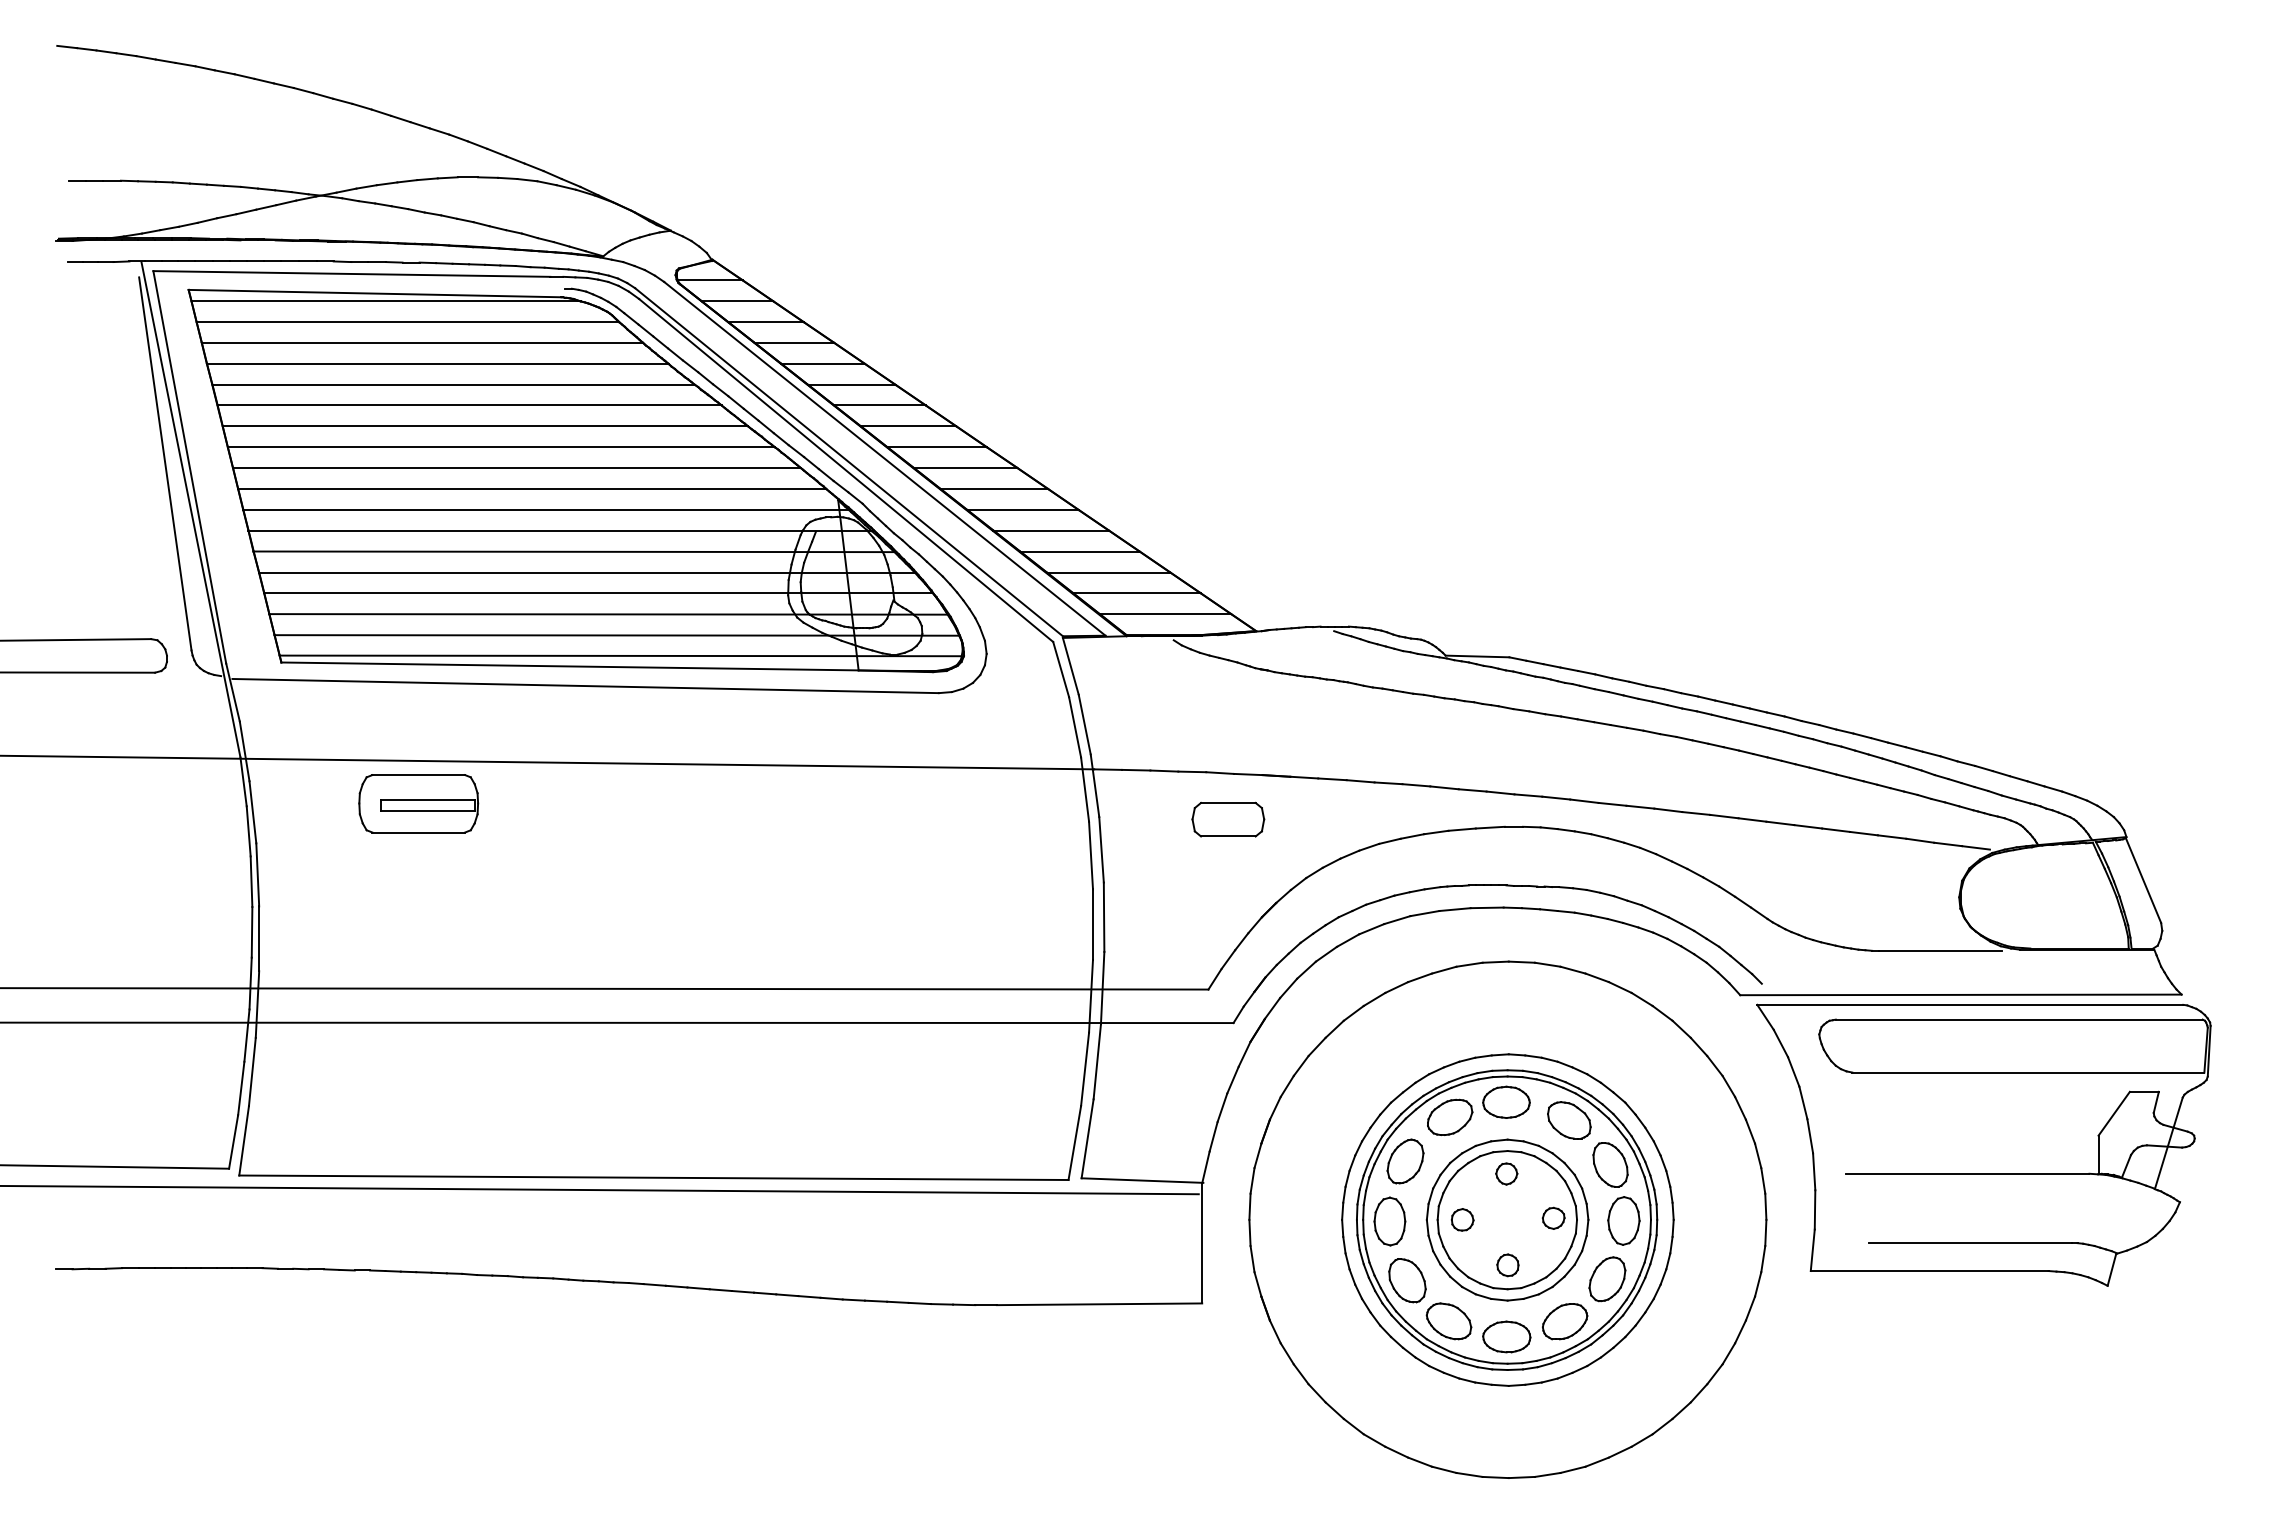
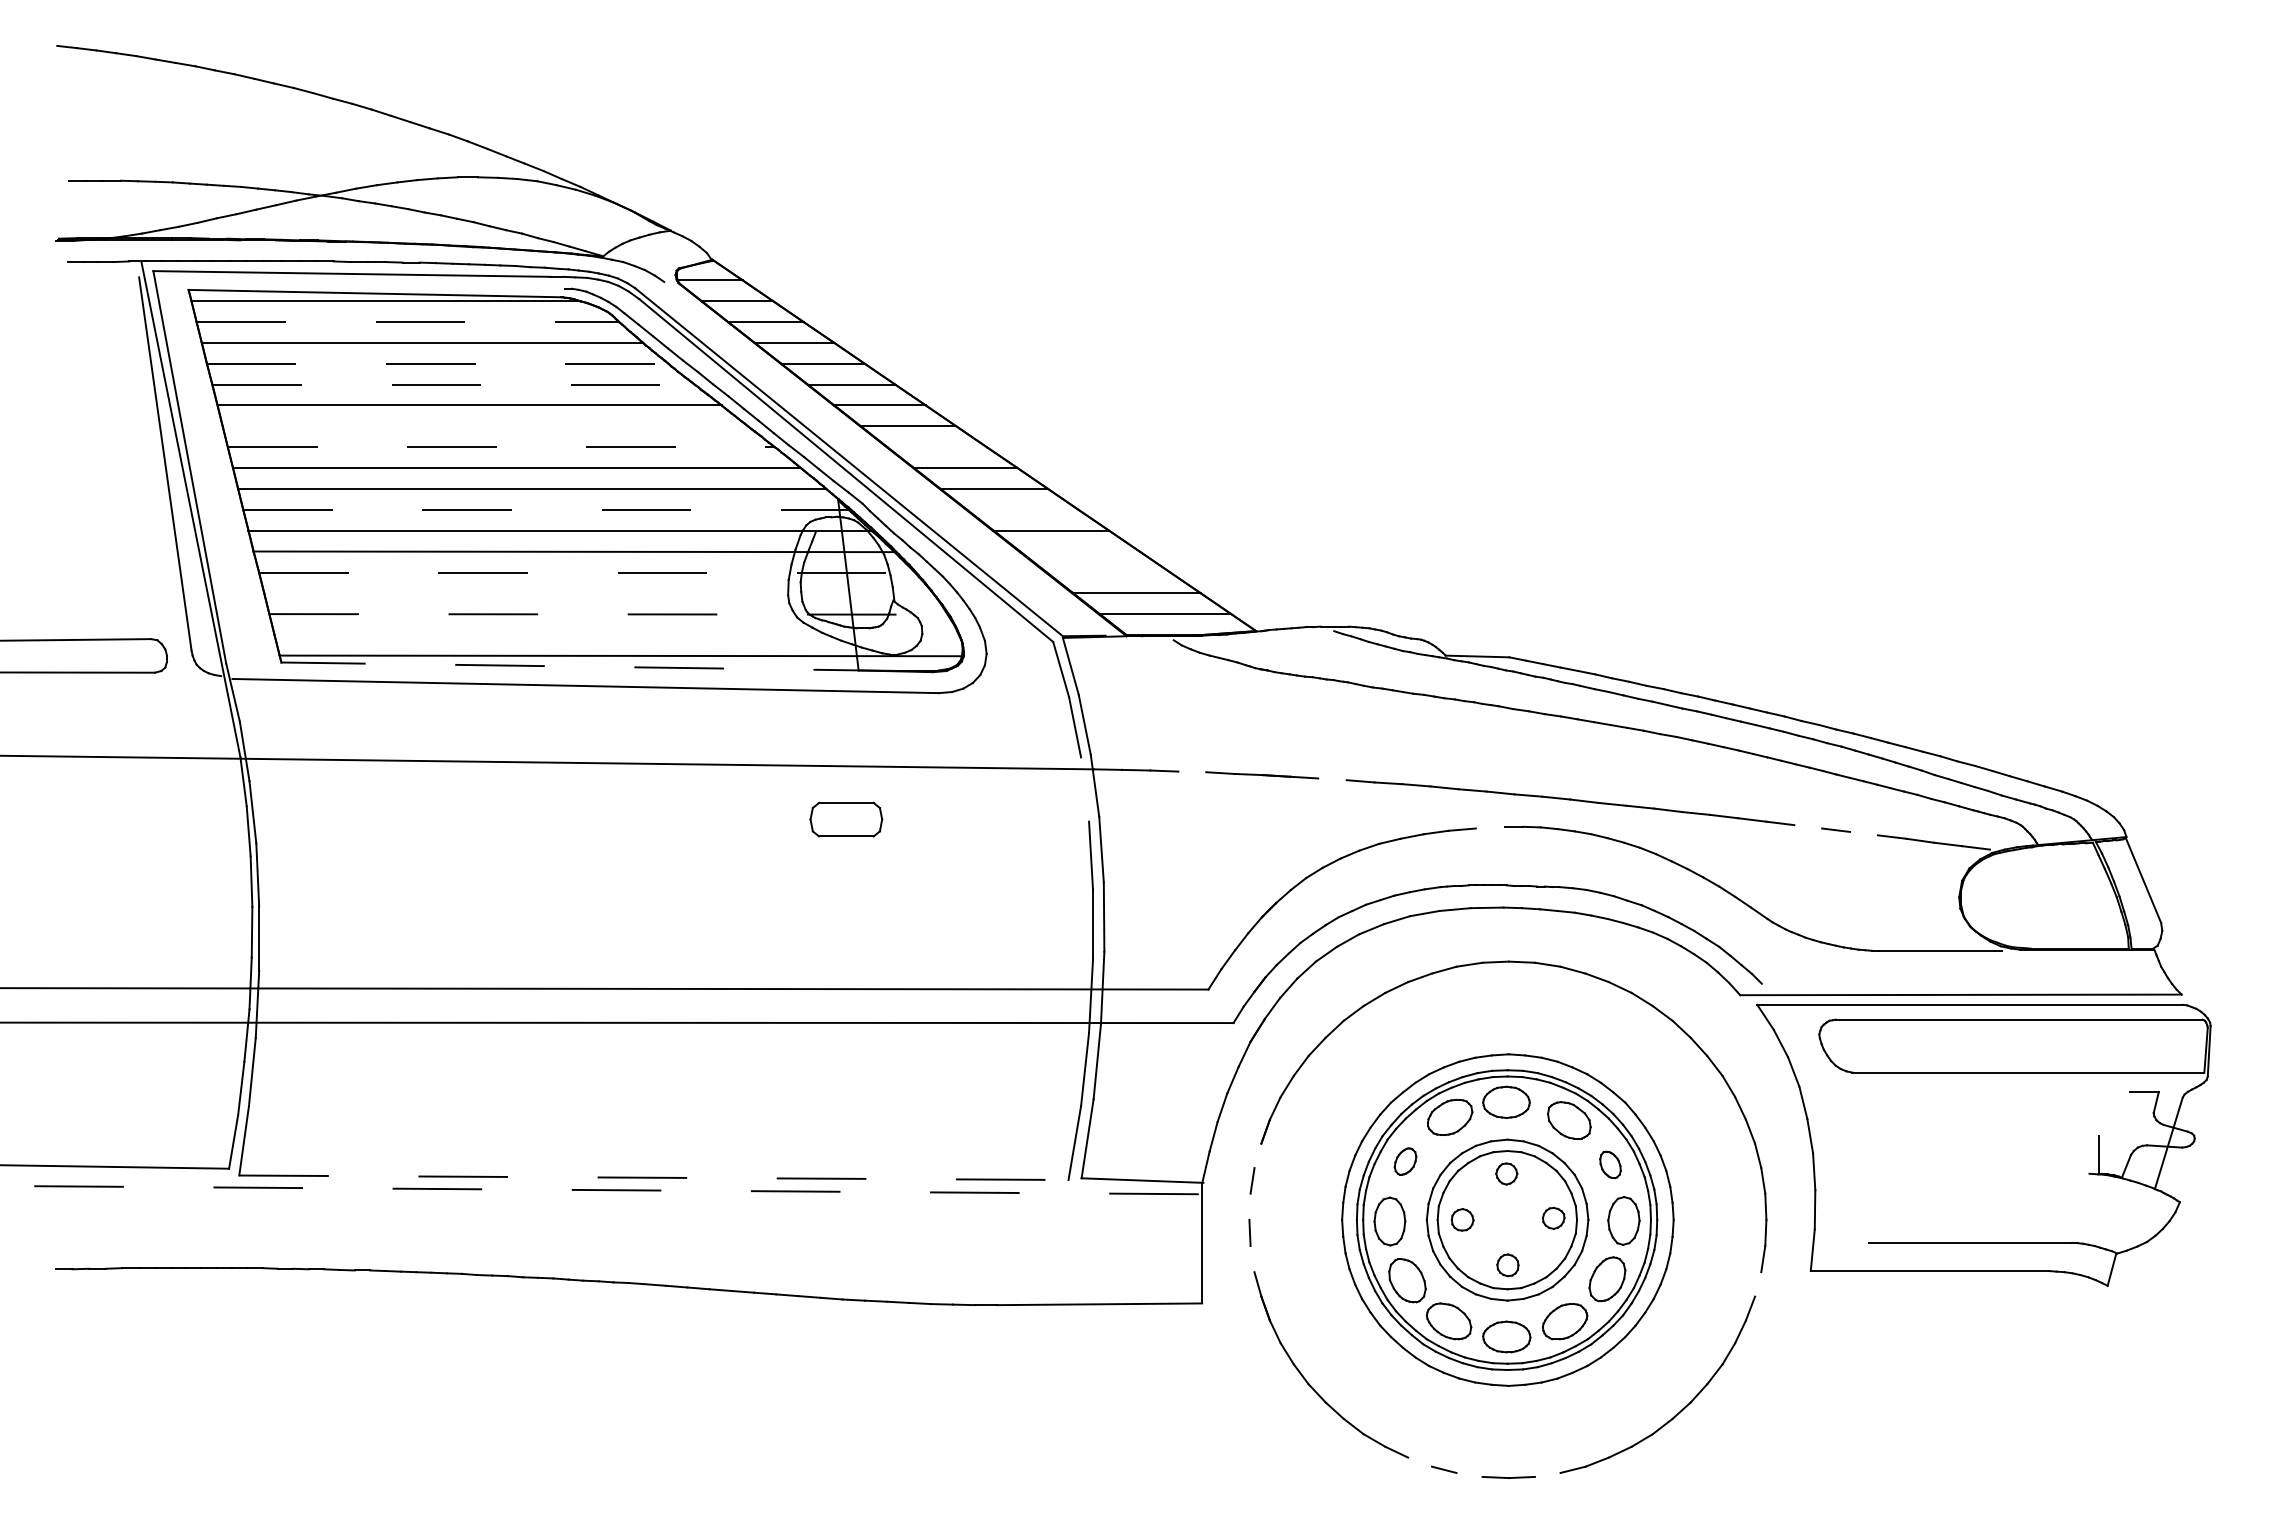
line: solid -> dashed (408, 322)
line: solid -> dashed (437, 363)
line: solid -> dashed (454, 384)
line: present -> none (485, 426)
line: solid -> dashed (501, 447)
line: present -> none (937, 447)
line: present -> none (884, 458)
line: solid -> dashed (547, 510)
line: present -> none (1022, 510)
line: present -> none (1079, 551)
line: solid -> dashed (588, 572)
line: present -> none (1108, 572)
line: present -> none (598, 593)
line: solid -> dashed (608, 614)
line: present -> none (616, 635)
line: solid -> dashed (592, 666)
line: present -> none (1192, 771)
line: present -> none (1332, 779)
line: present -> none (1085, 789)
part: present -> none (418, 803)
part position: (1228, 819) -> (846, 819) (846, 819)
line: present -> none (1808, 826)
line: present -> none (1489, 827)
line: present -> none (1863, 833)
line: present -> none (2113, 1113)
line: present -> none (1257, 1155)
part size: 39x47 px -> 25x29 px (1405, 1161)
part size: 37x46 px -> 23x30 px (1610, 1164)
line: present -> none (1967, 1173)
line: solid -> dashed (653, 1177)
line: solid -> dashed (599, 1190)
line: present -> none (1249, 1206)
line: present -> none (1252, 1259)
line: present -> none (1758, 1284)
line: present -> none (1420, 1461)
line: present -> none (1469, 1474)
line: present -> none (1547, 1474)
